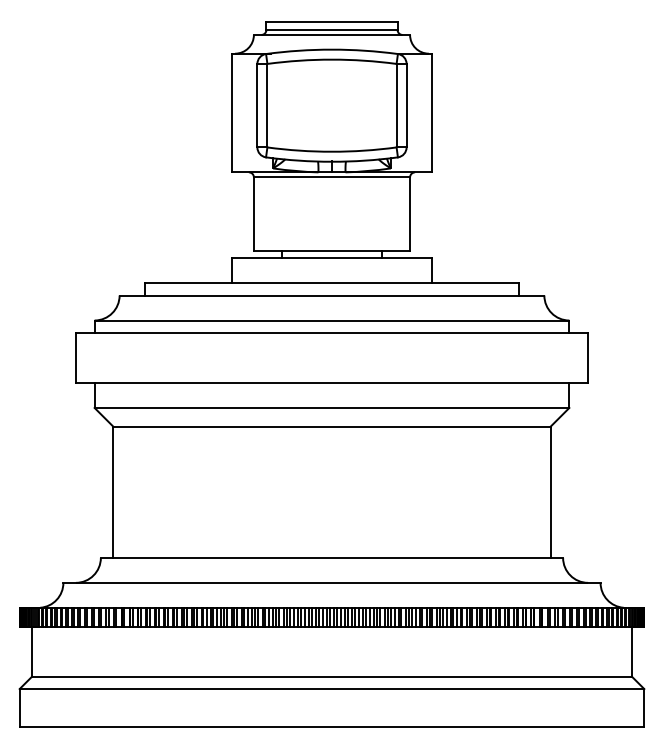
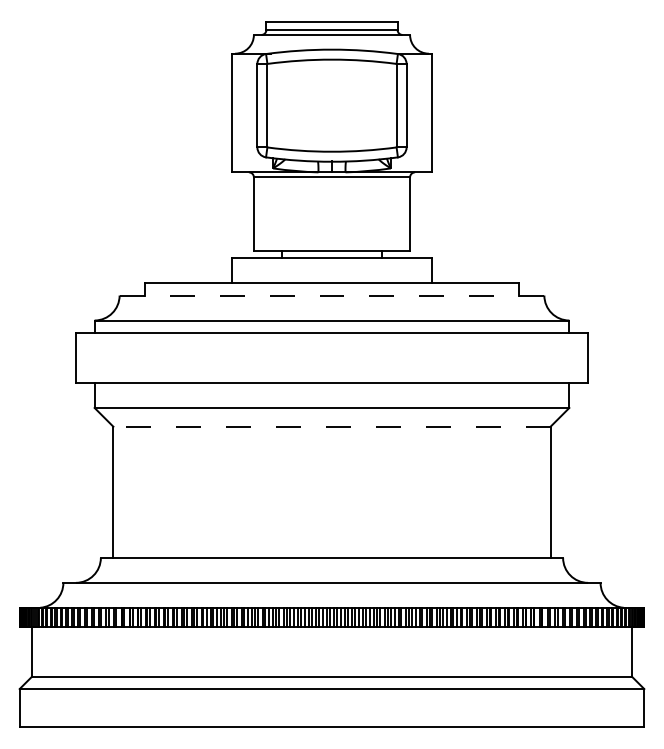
line: solid -> dashed (331, 295)
line: solid -> dashed (332, 426)
